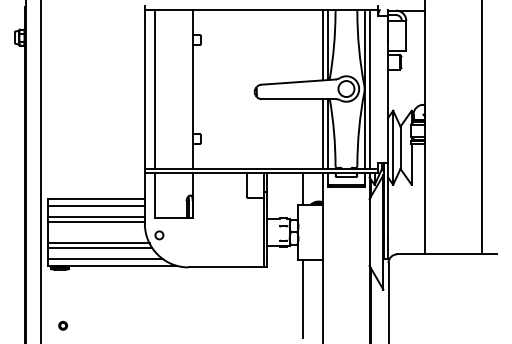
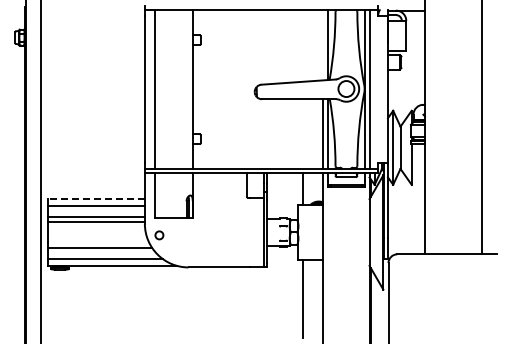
line: present -> none (323, 45)
line: solid -> dashed (96, 198)
line: present -> none (98, 243)
part: present -> none (62, 325)
